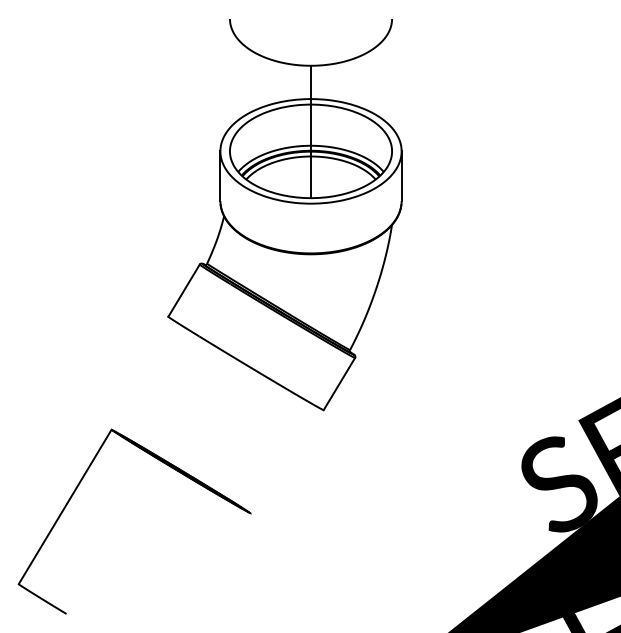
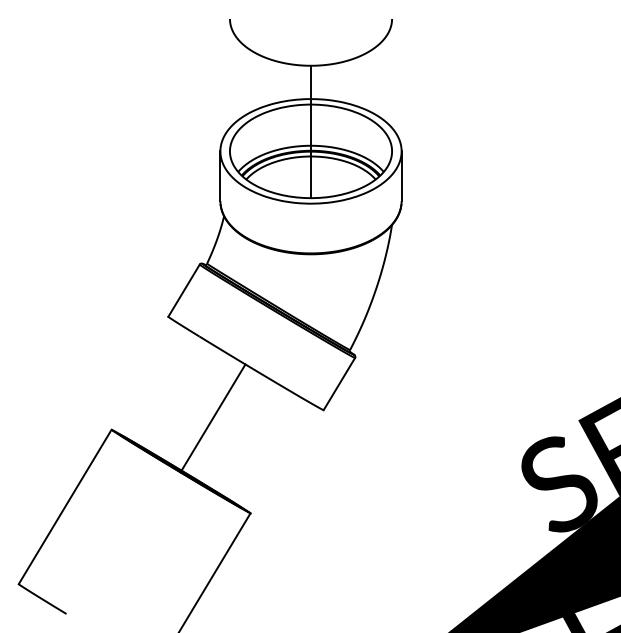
line: none -> present (212, 418)
line: none -> present (215, 571)
